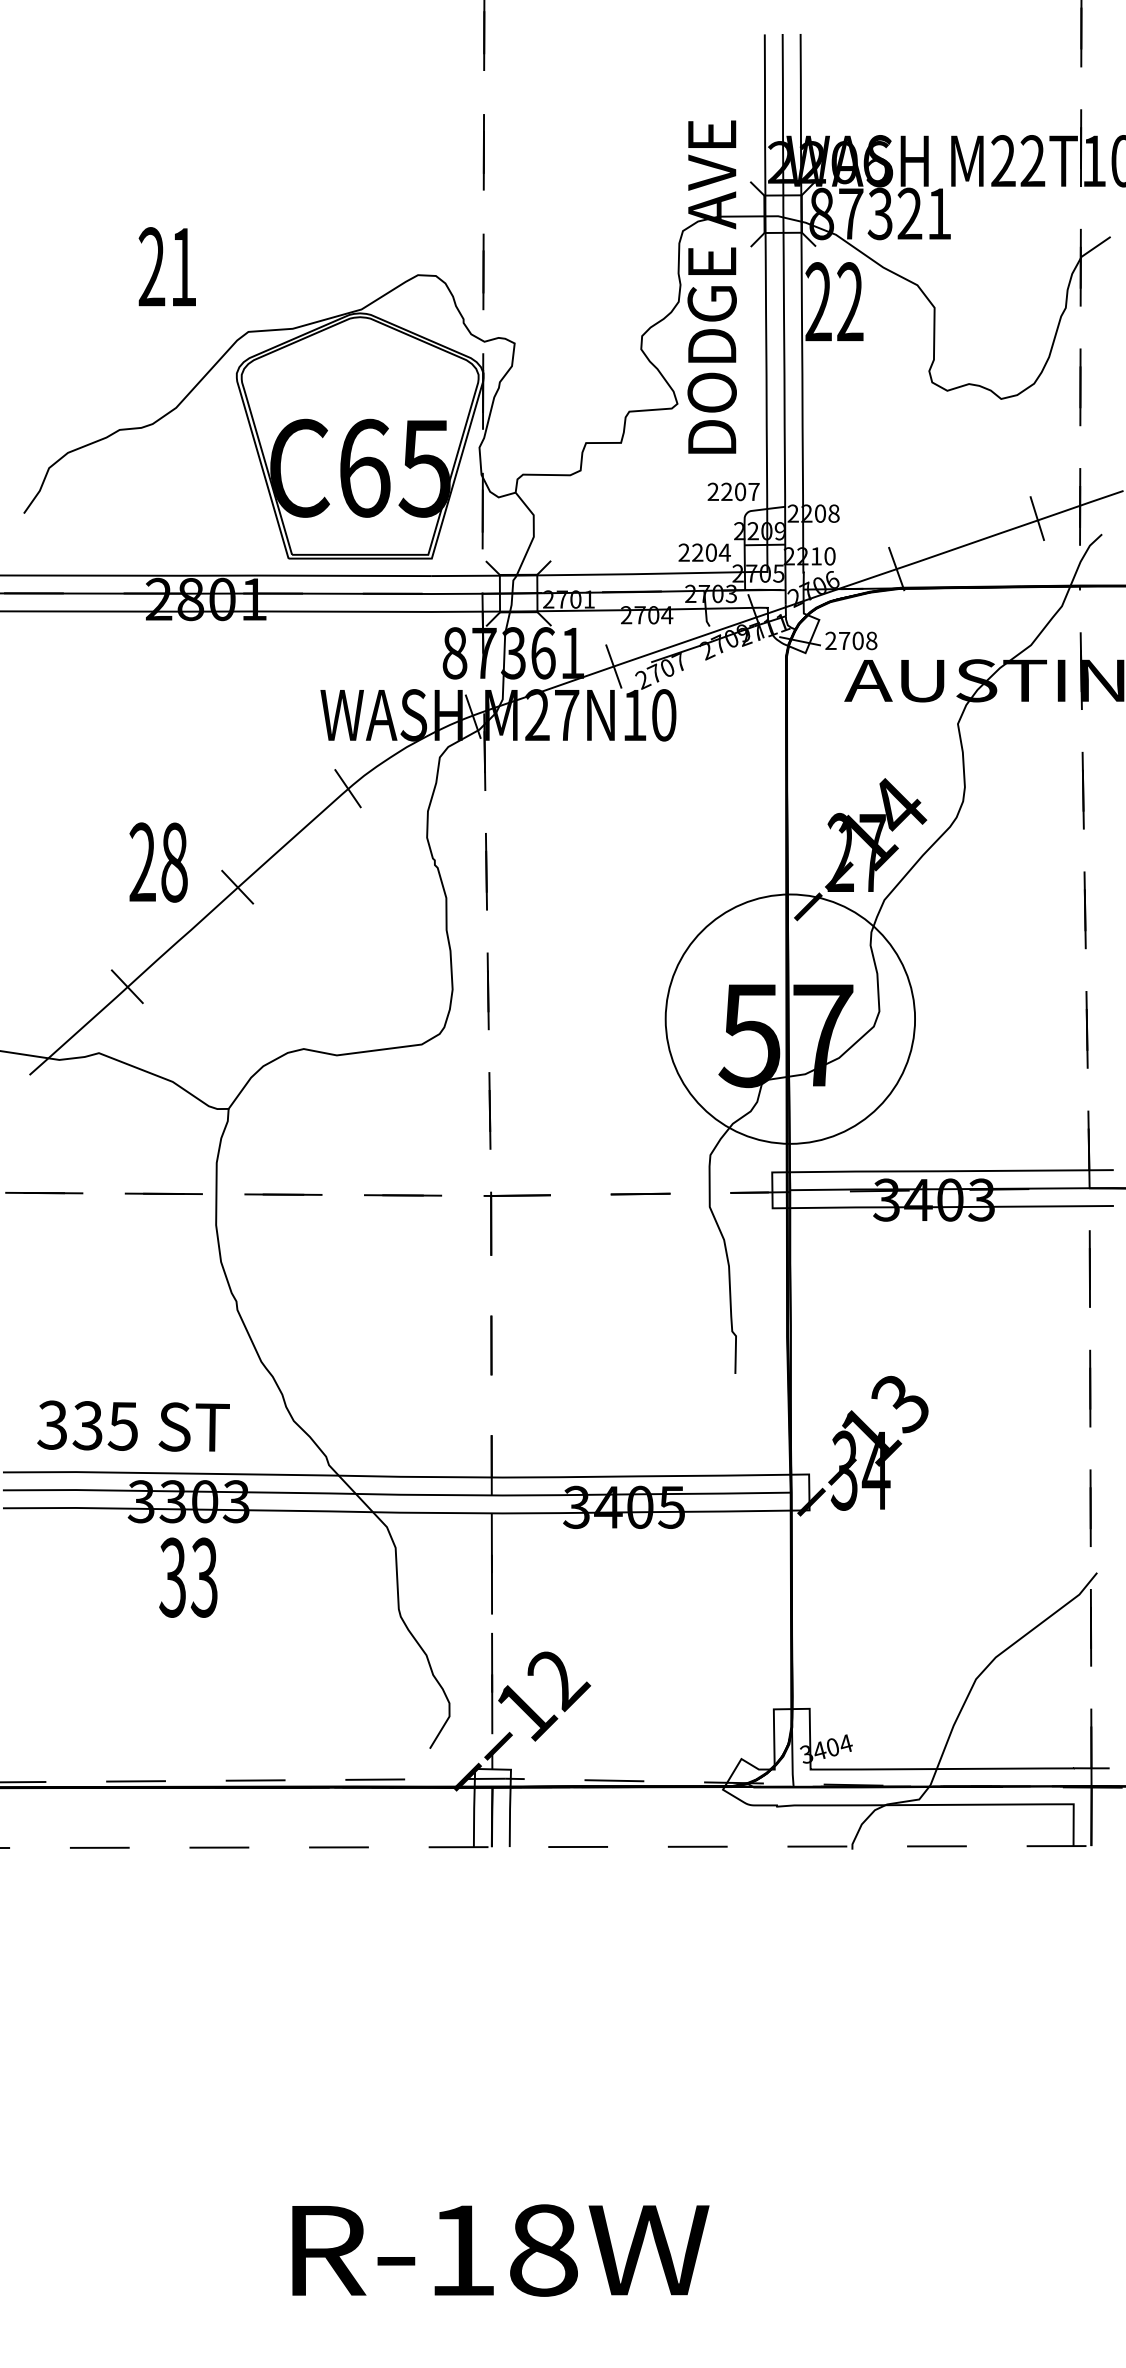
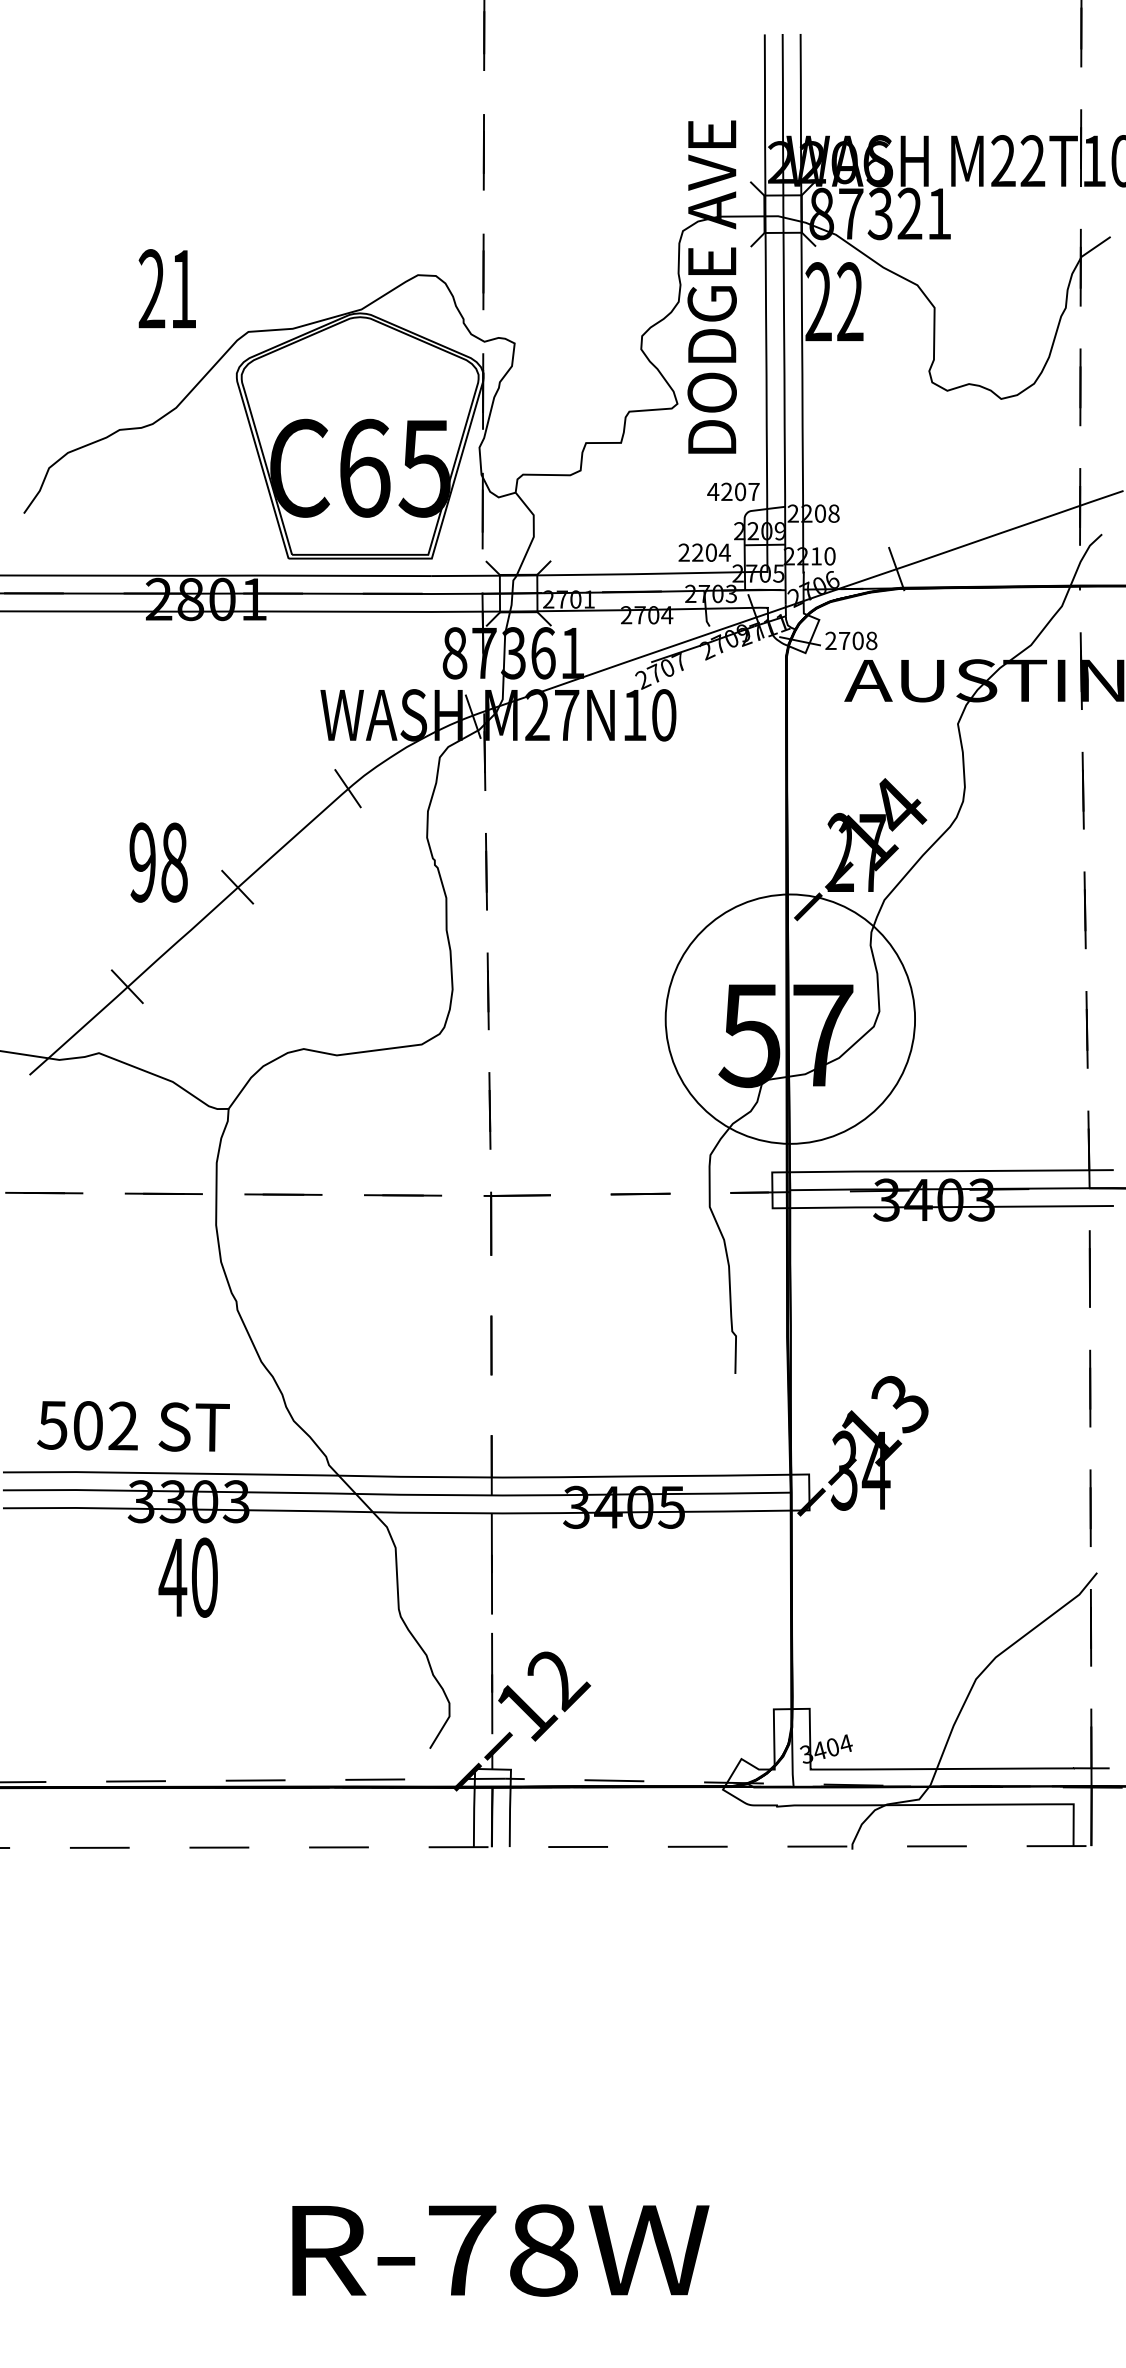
text position: (166, 266) -> (166, 288) (166, 288)
text: 2207 -> 4207 (713, 491)
line: present -> none (1037, 518)
line: present -> none (613, 666)
text: 28 -> 98 (142, 862)
text: 335 -> 502 (87, 1425)
text: 33 -> 40 (187, 1577)
text: R-18W -> R-78W (462, 2250)
